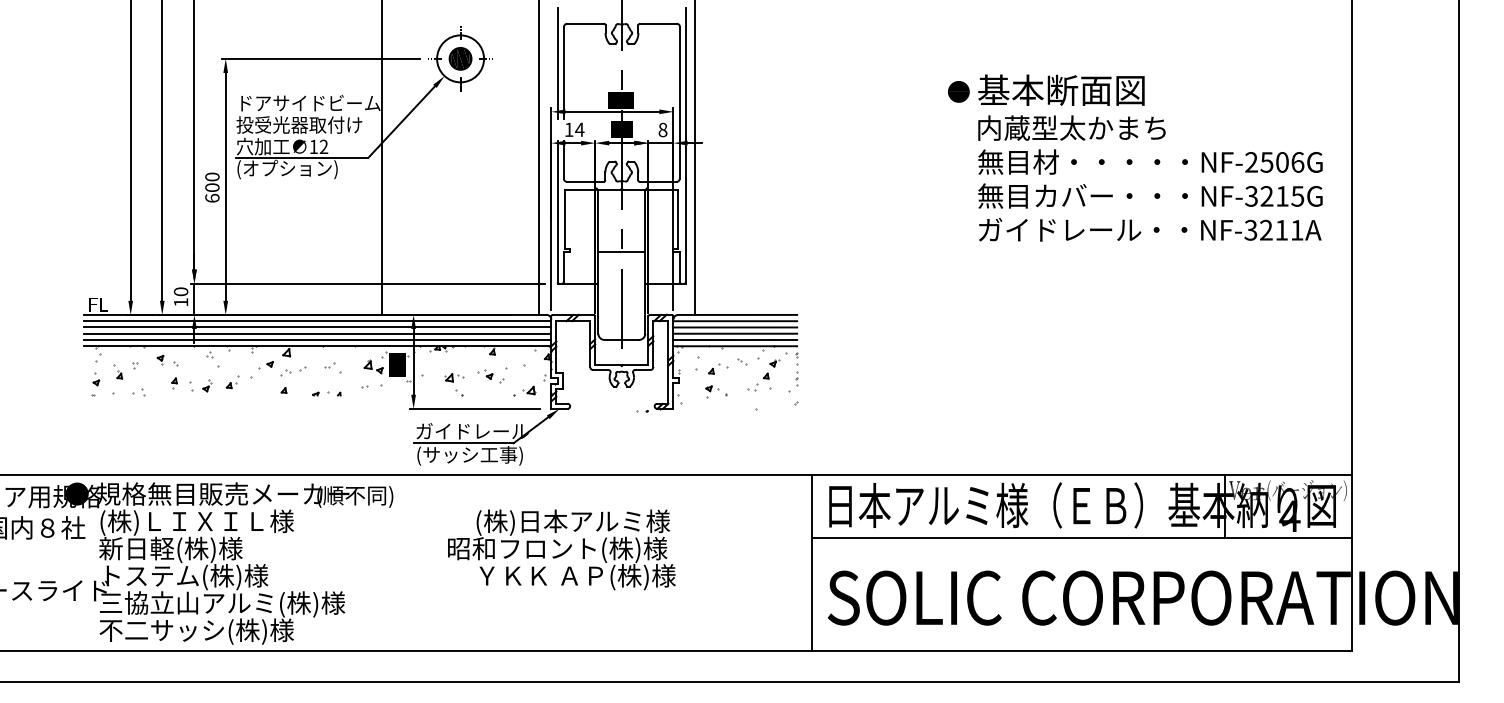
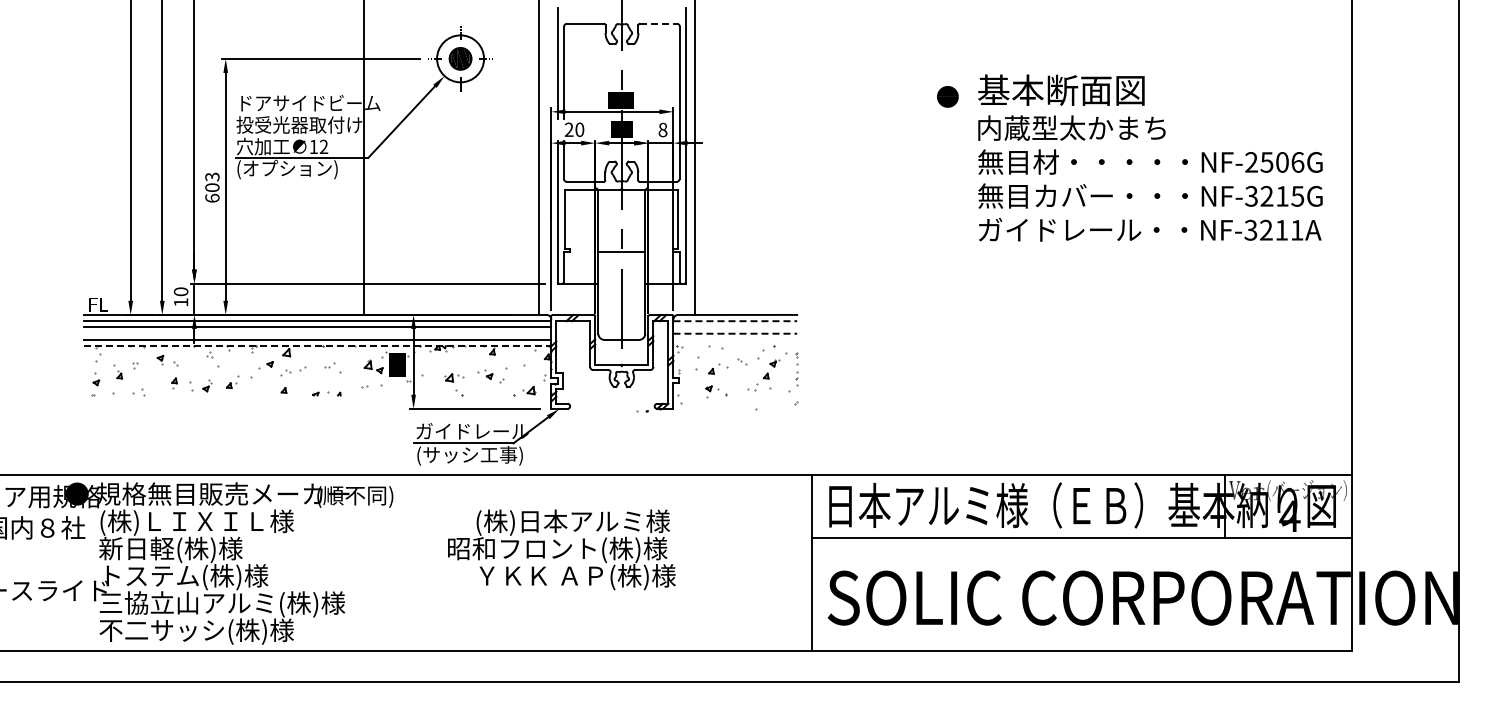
line: solid -> dashed (658, 23)
part position: (958, 91) -> (947, 96) (947, 96)
text: 14 -> 20 (574, 129)
line position: (382, 158) -> (364, 158) (364, 158)
text: 600 -> 603 (212, 176)
line: solid -> dashed (735, 321)
line: present -> none (735, 327)
line: present -> none (317, 333)
line: solid -> dashed (735, 333)
line: present -> none (735, 339)
line: solid -> dashed (317, 346)
line: present -> none (735, 346)
